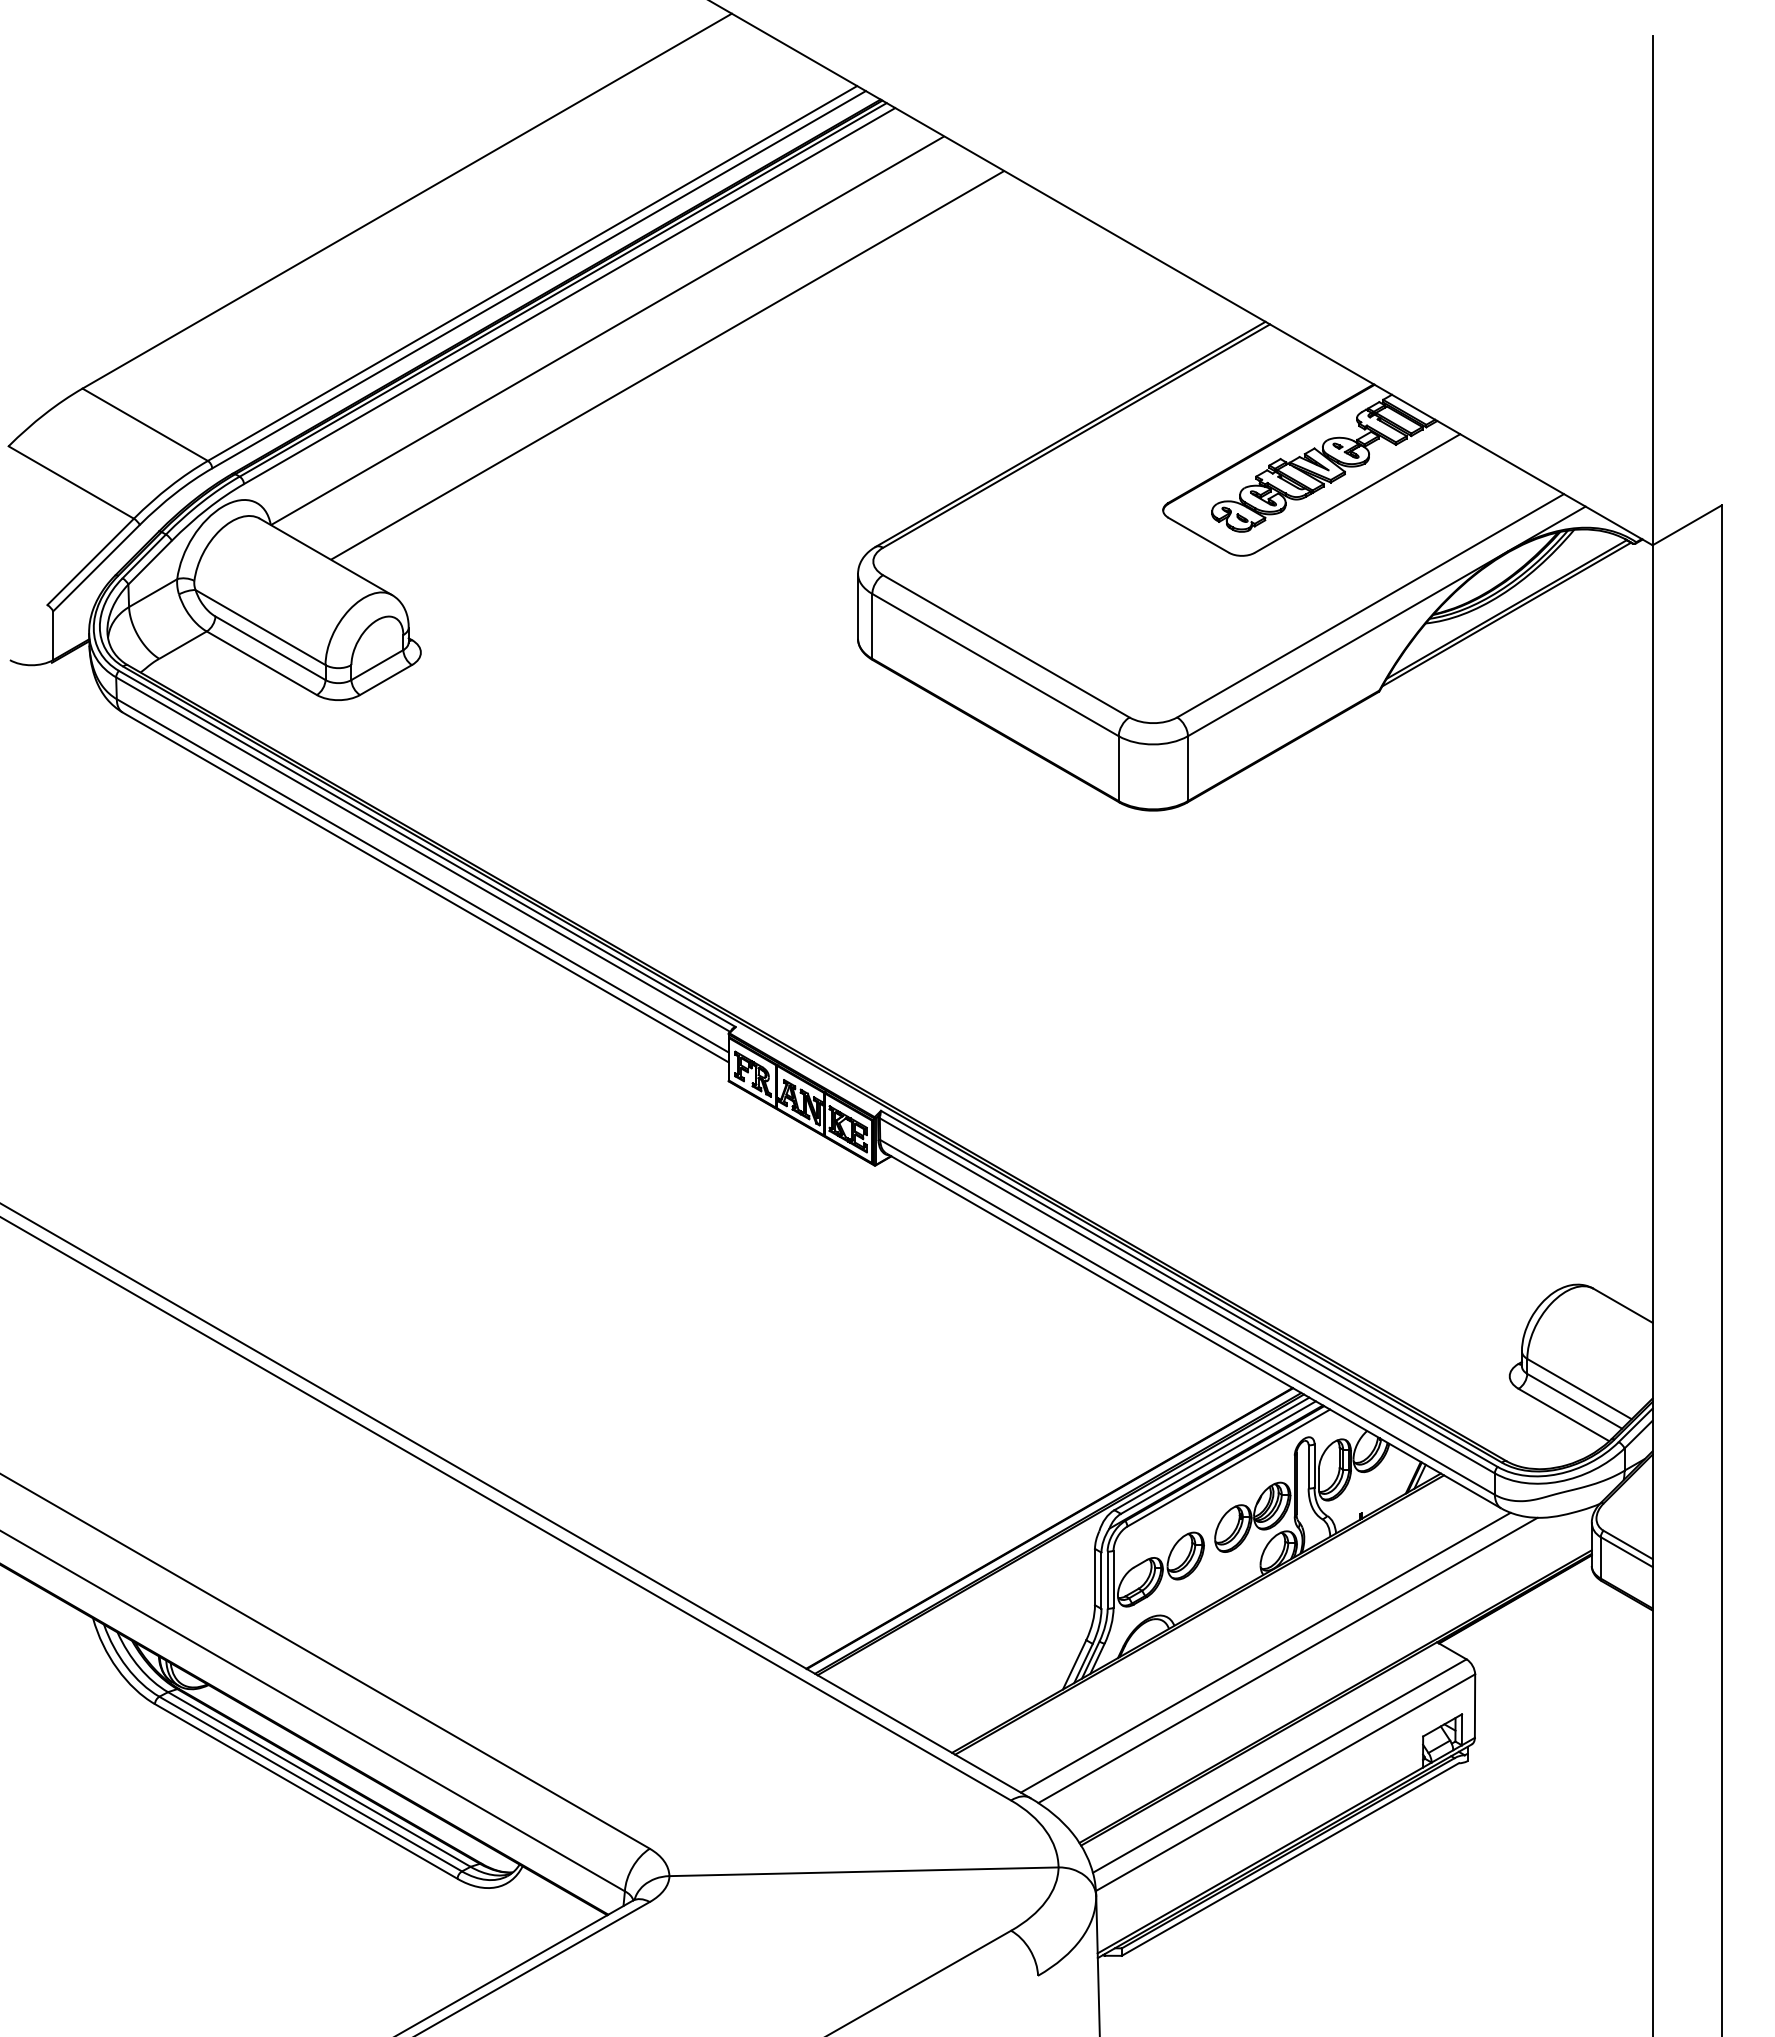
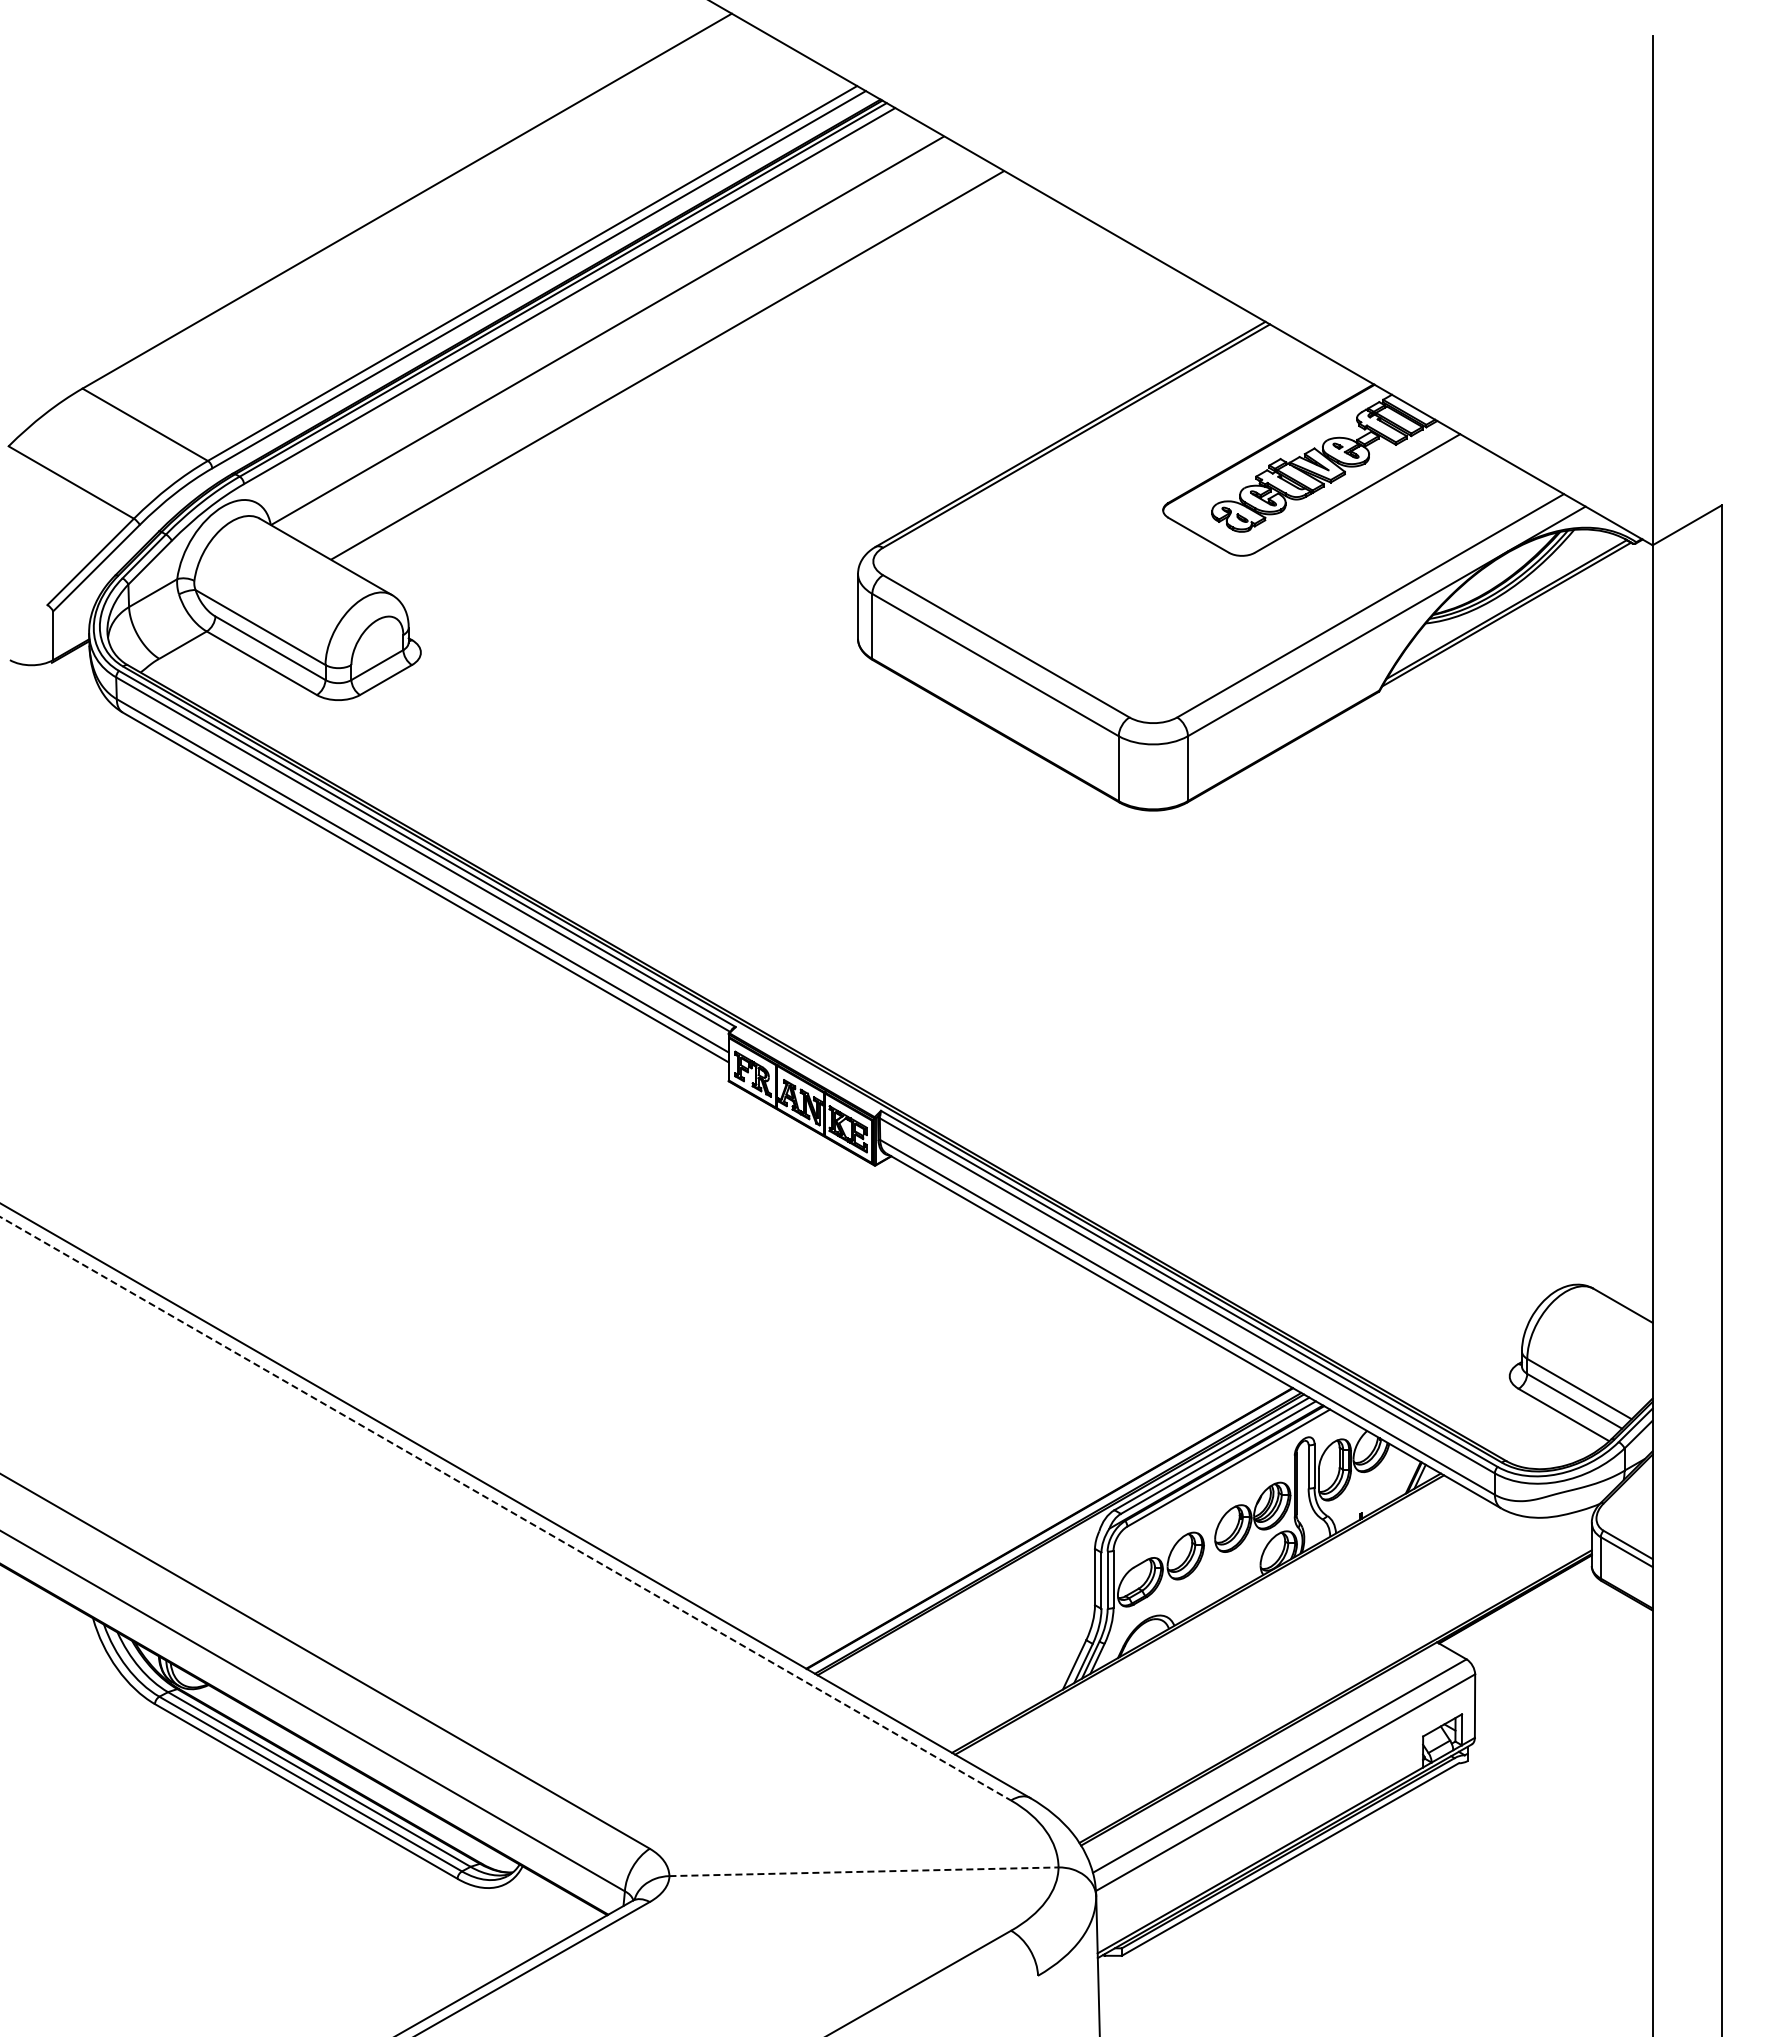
line: solid -> dashed (506, 1509)
line: present -> none (1265, 1652)
line: present -> none (1287, 1660)
line: solid -> dashed (863, 1871)
